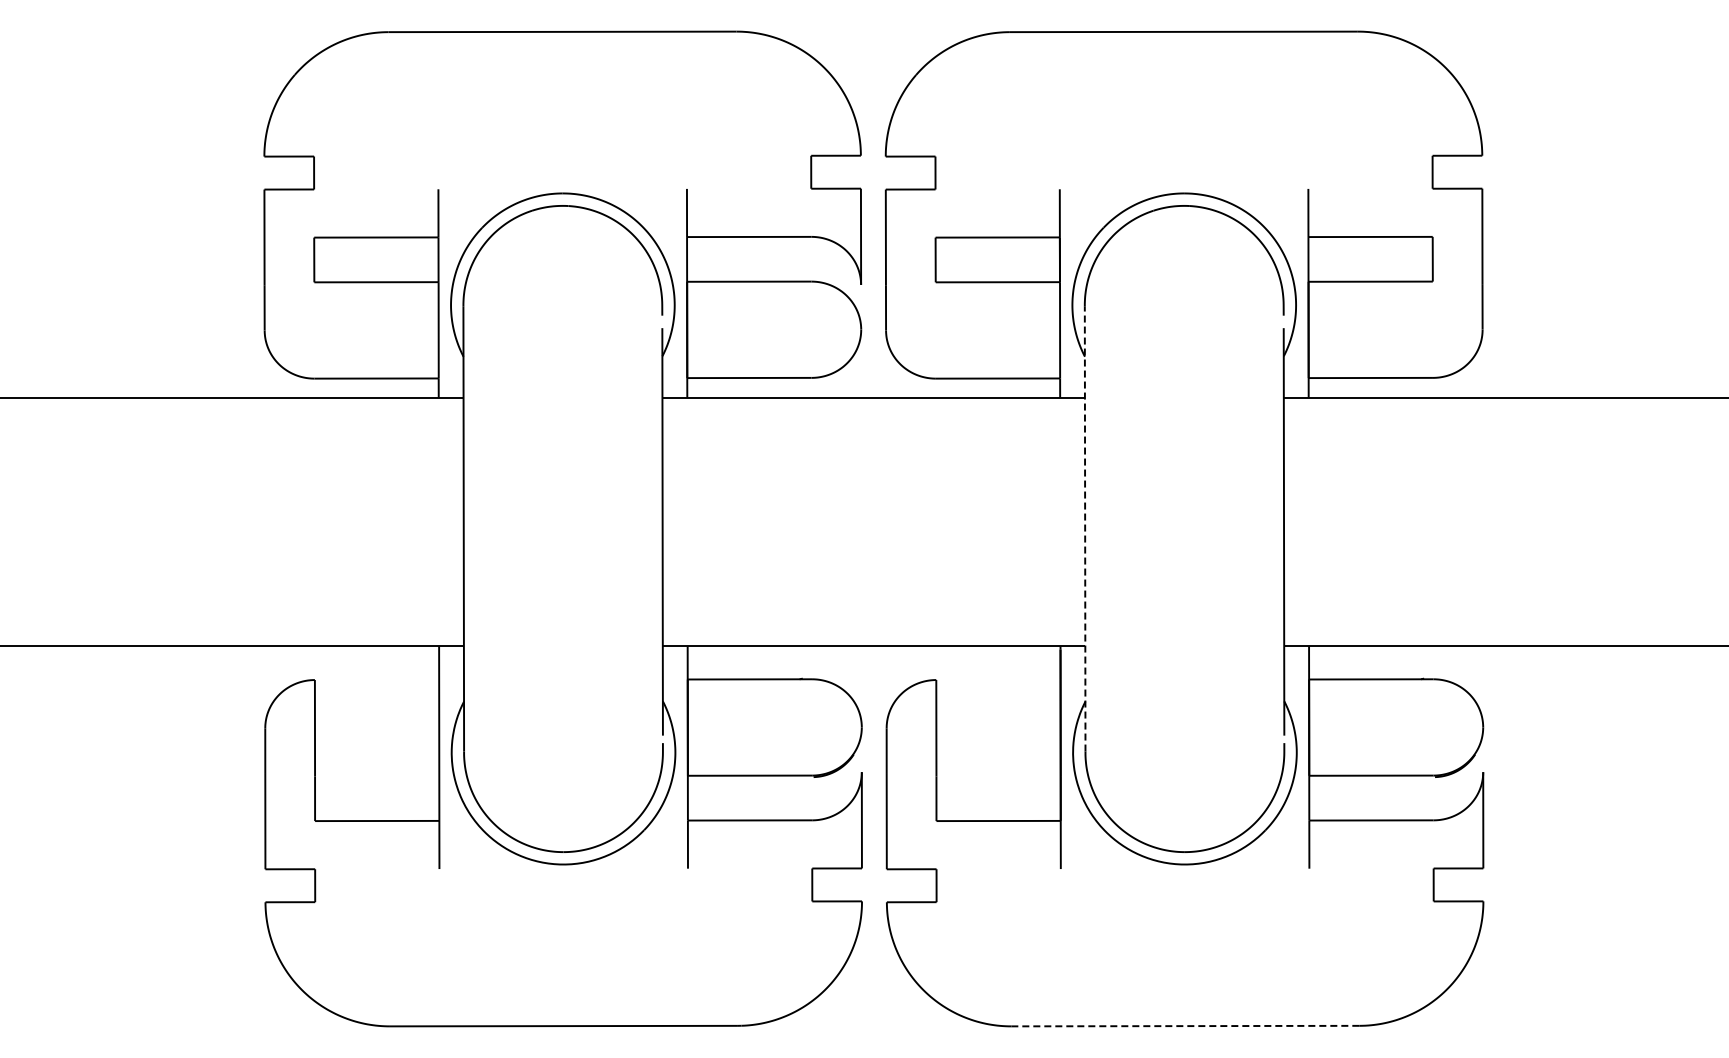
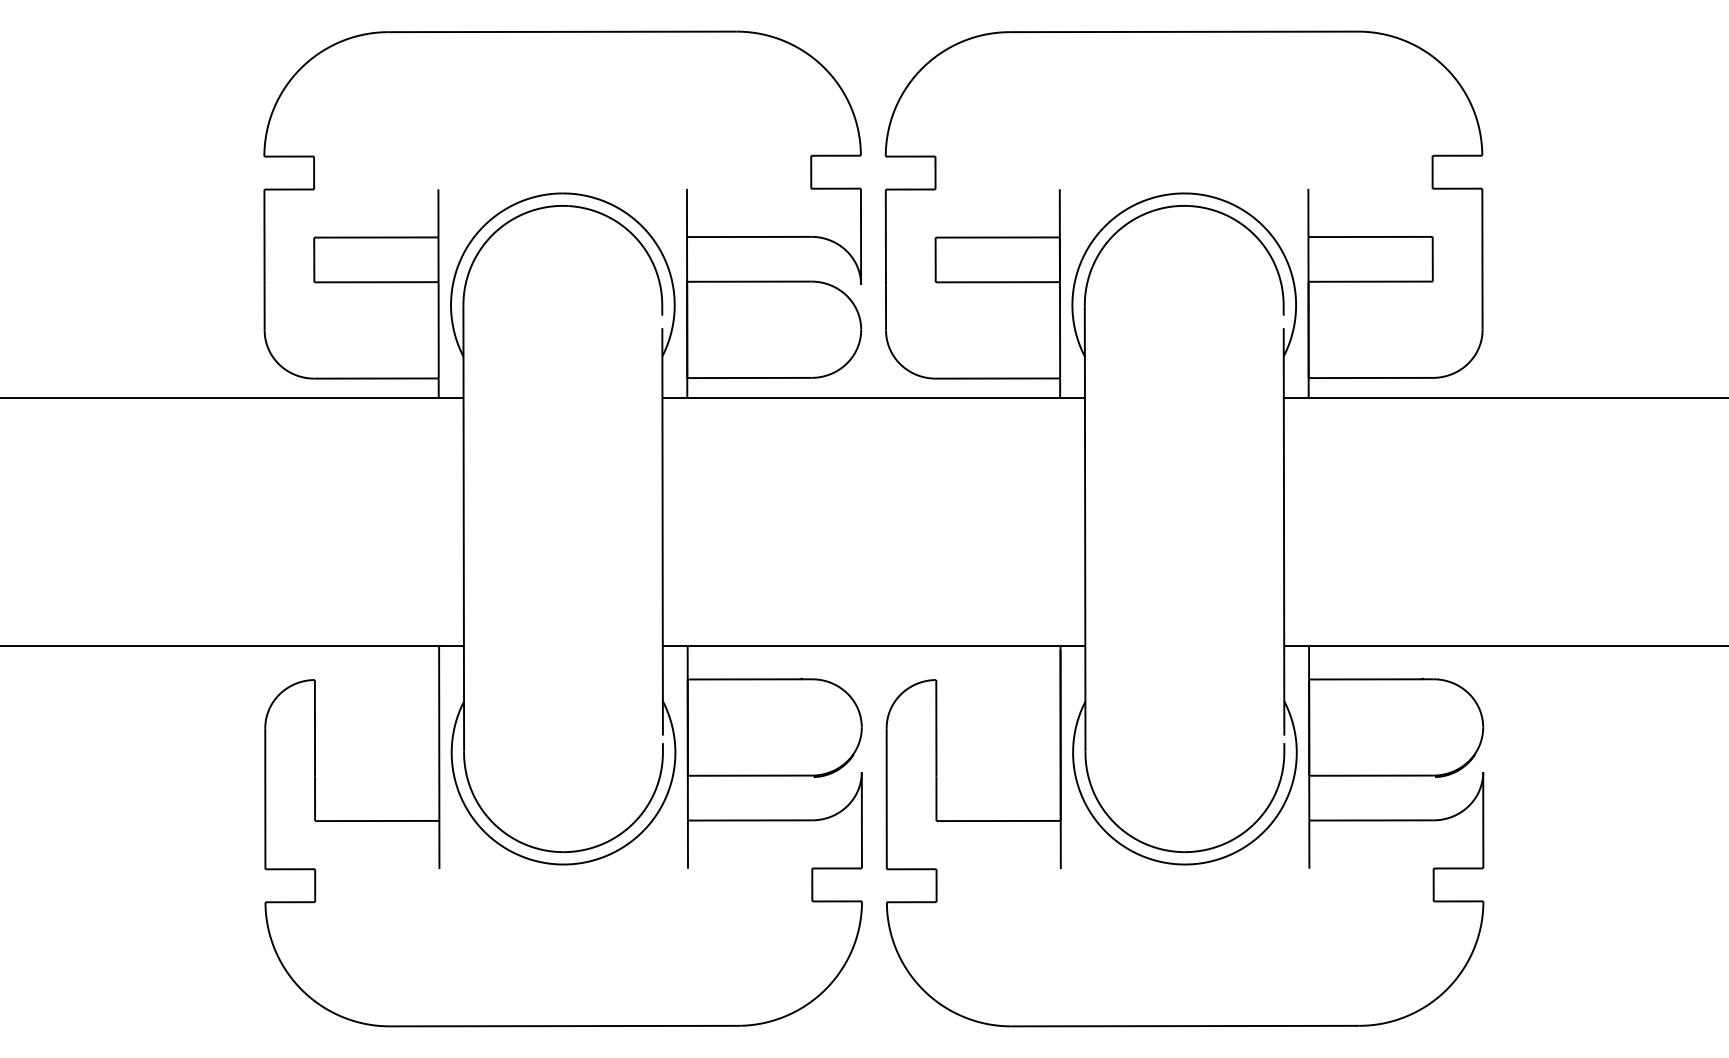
line: dashed -> solid (1085, 528)
line: dashed -> solid (1185, 1026)
